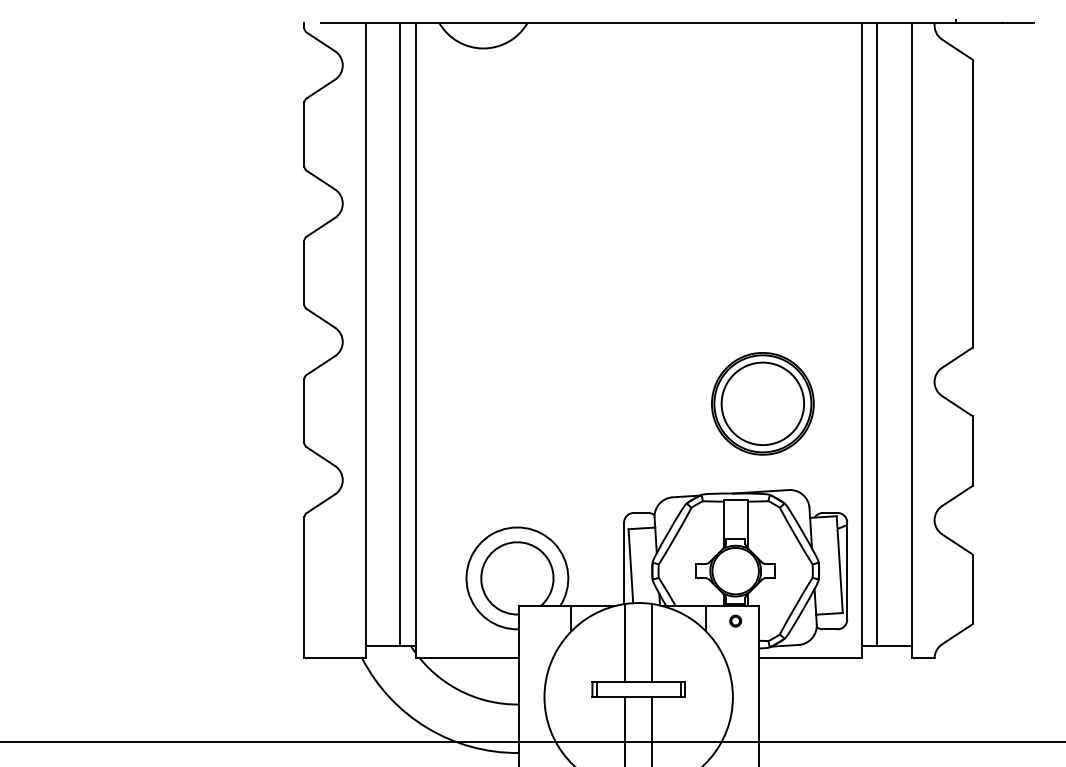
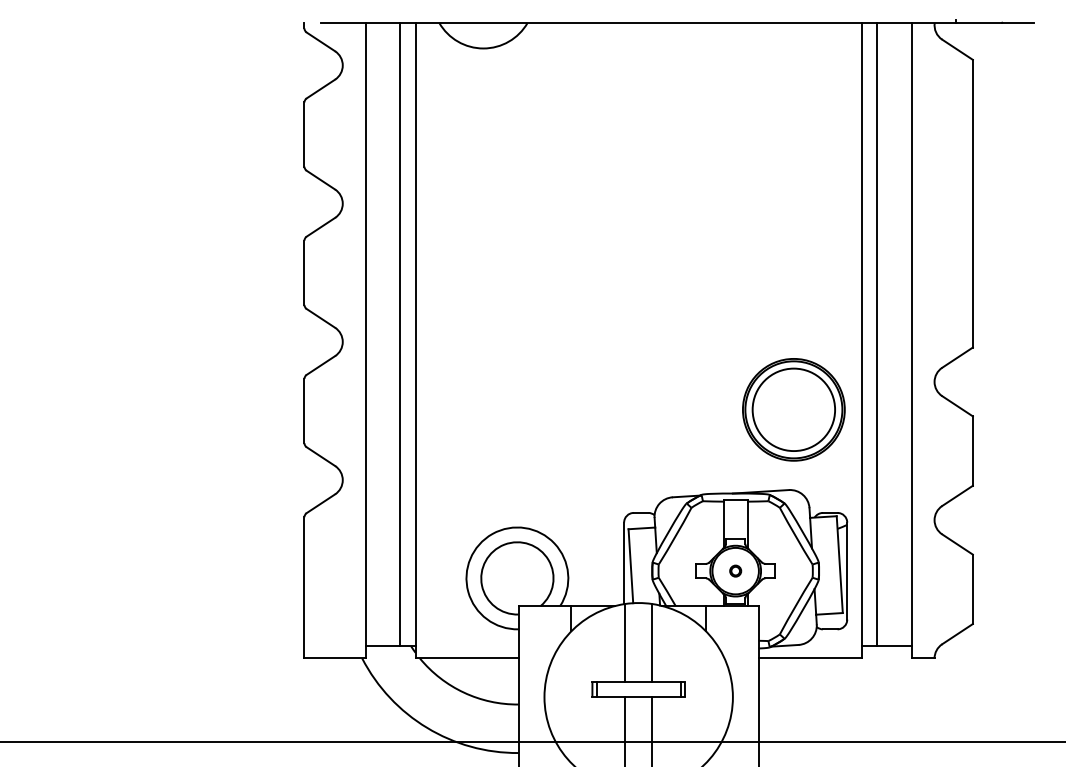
part position: (762, 403) -> (793, 409) (793, 409)
part position: (735, 620) -> (735, 570) (735, 570)
